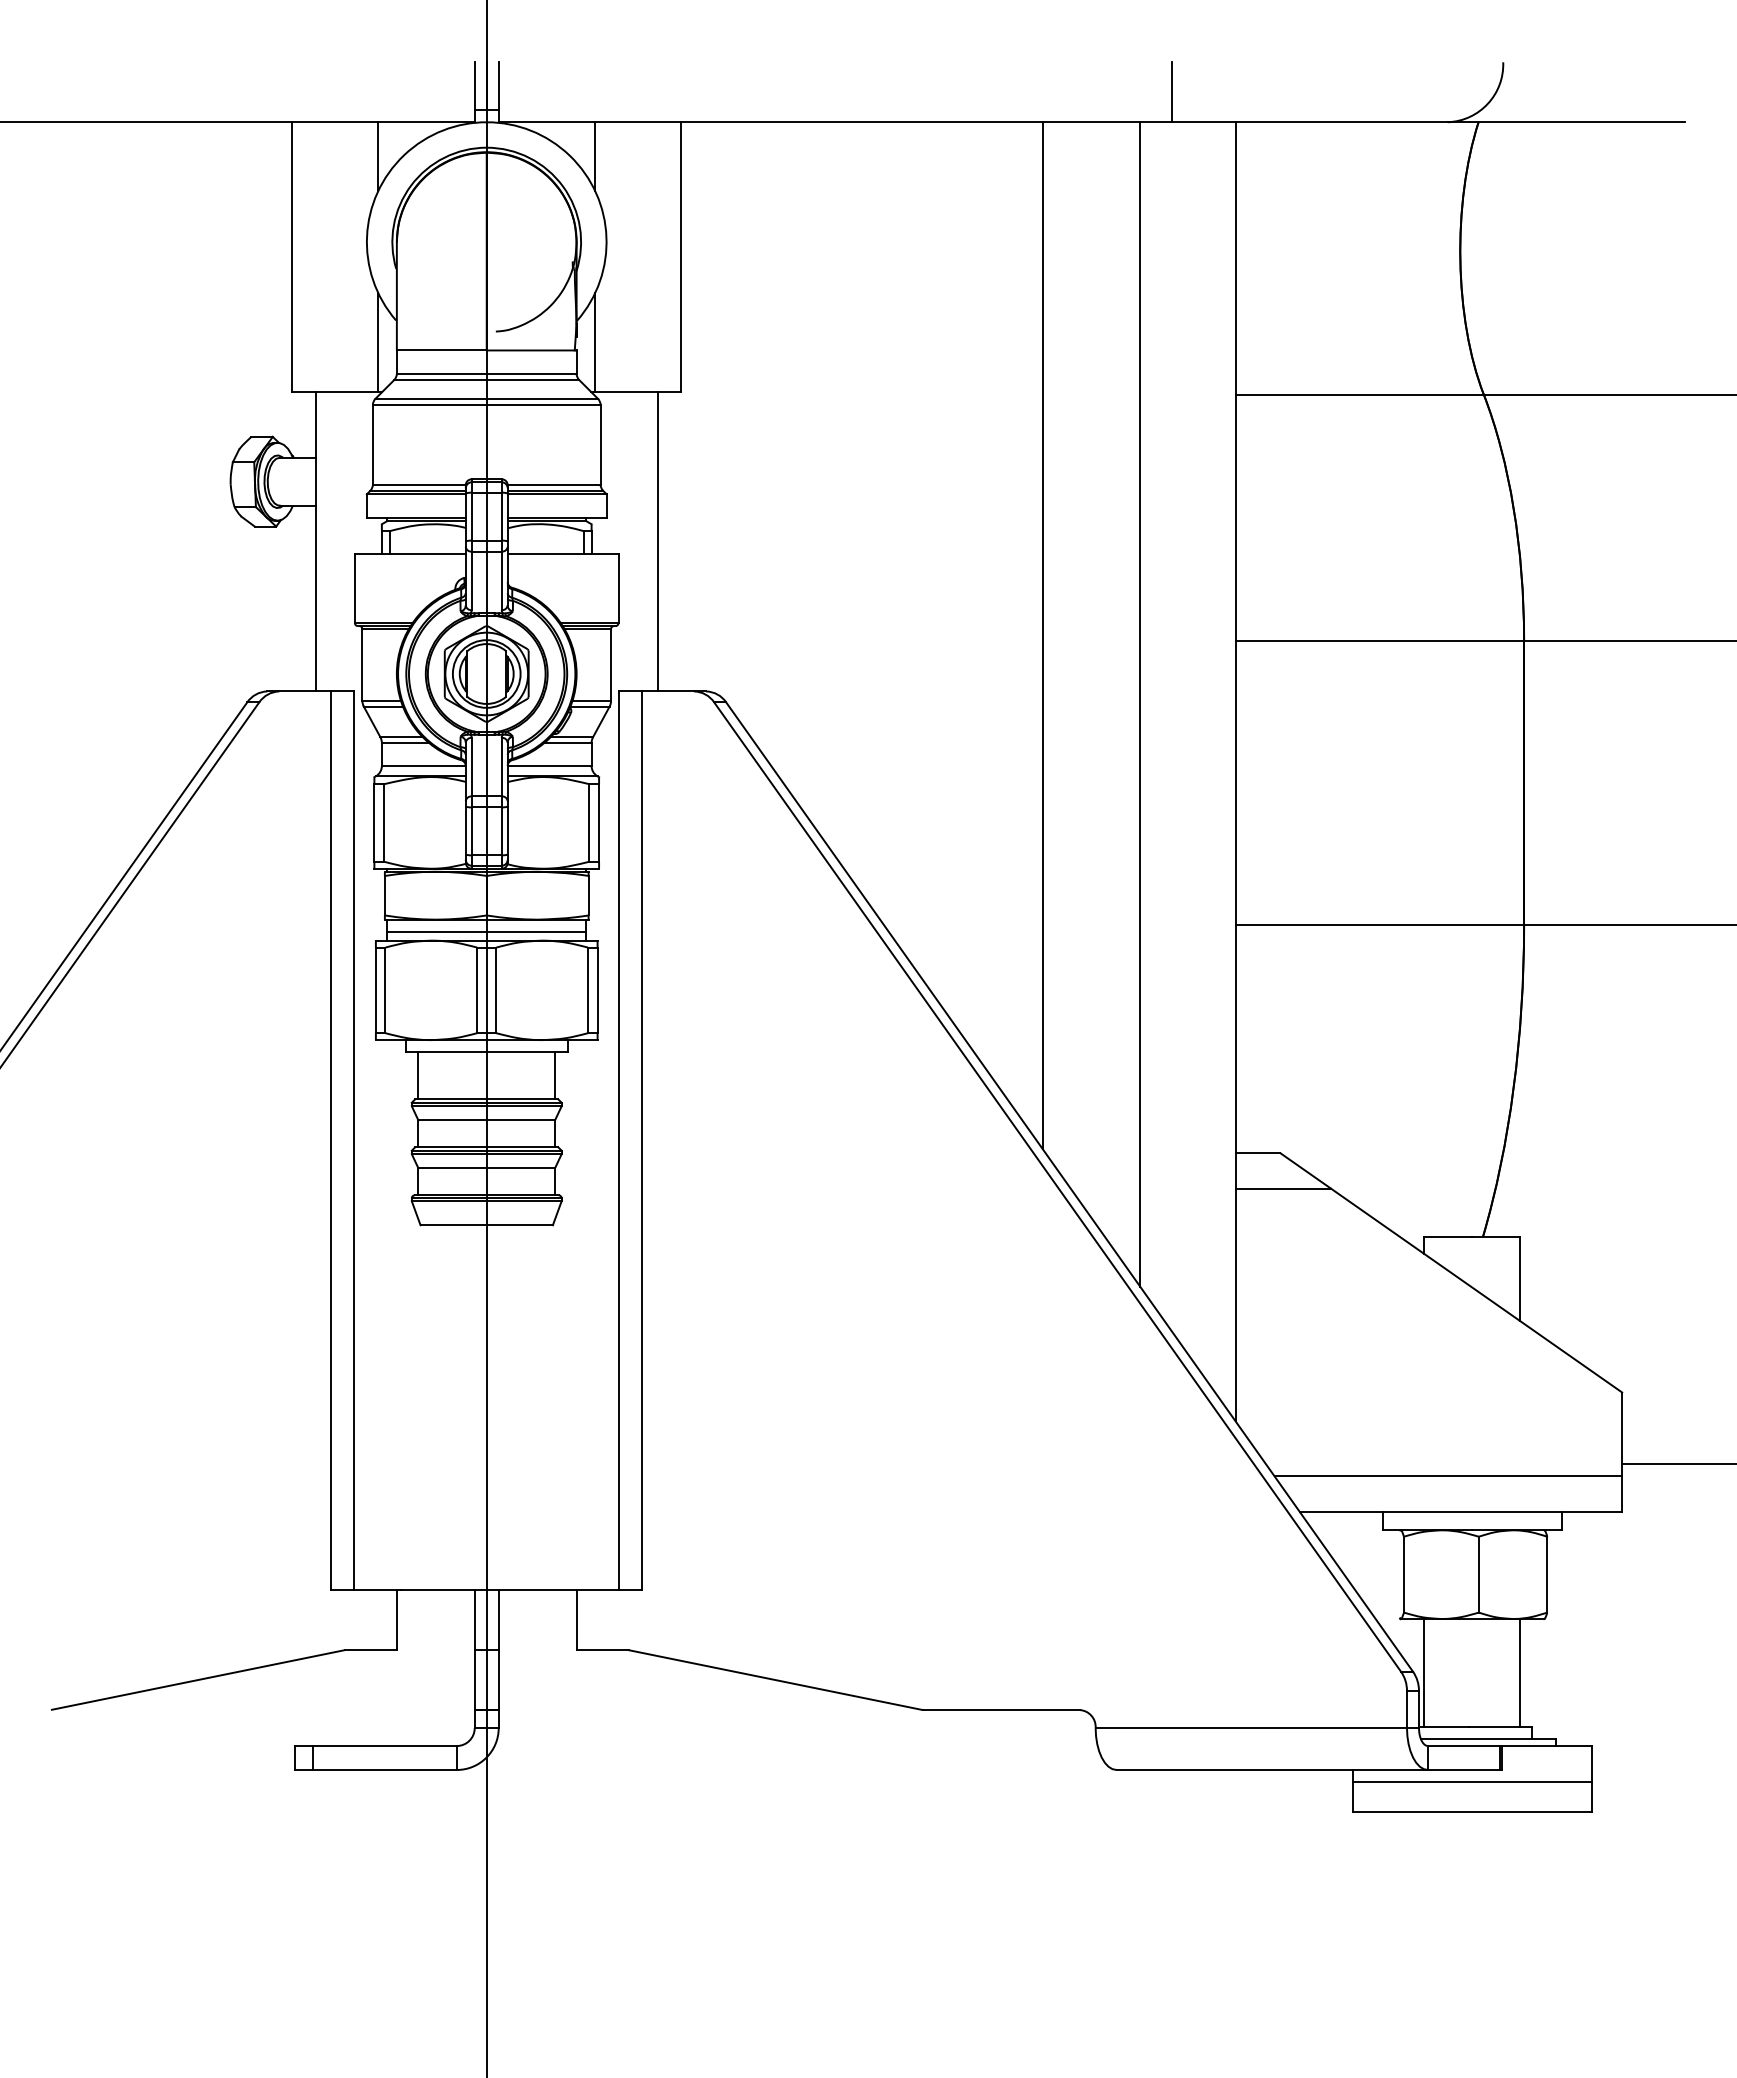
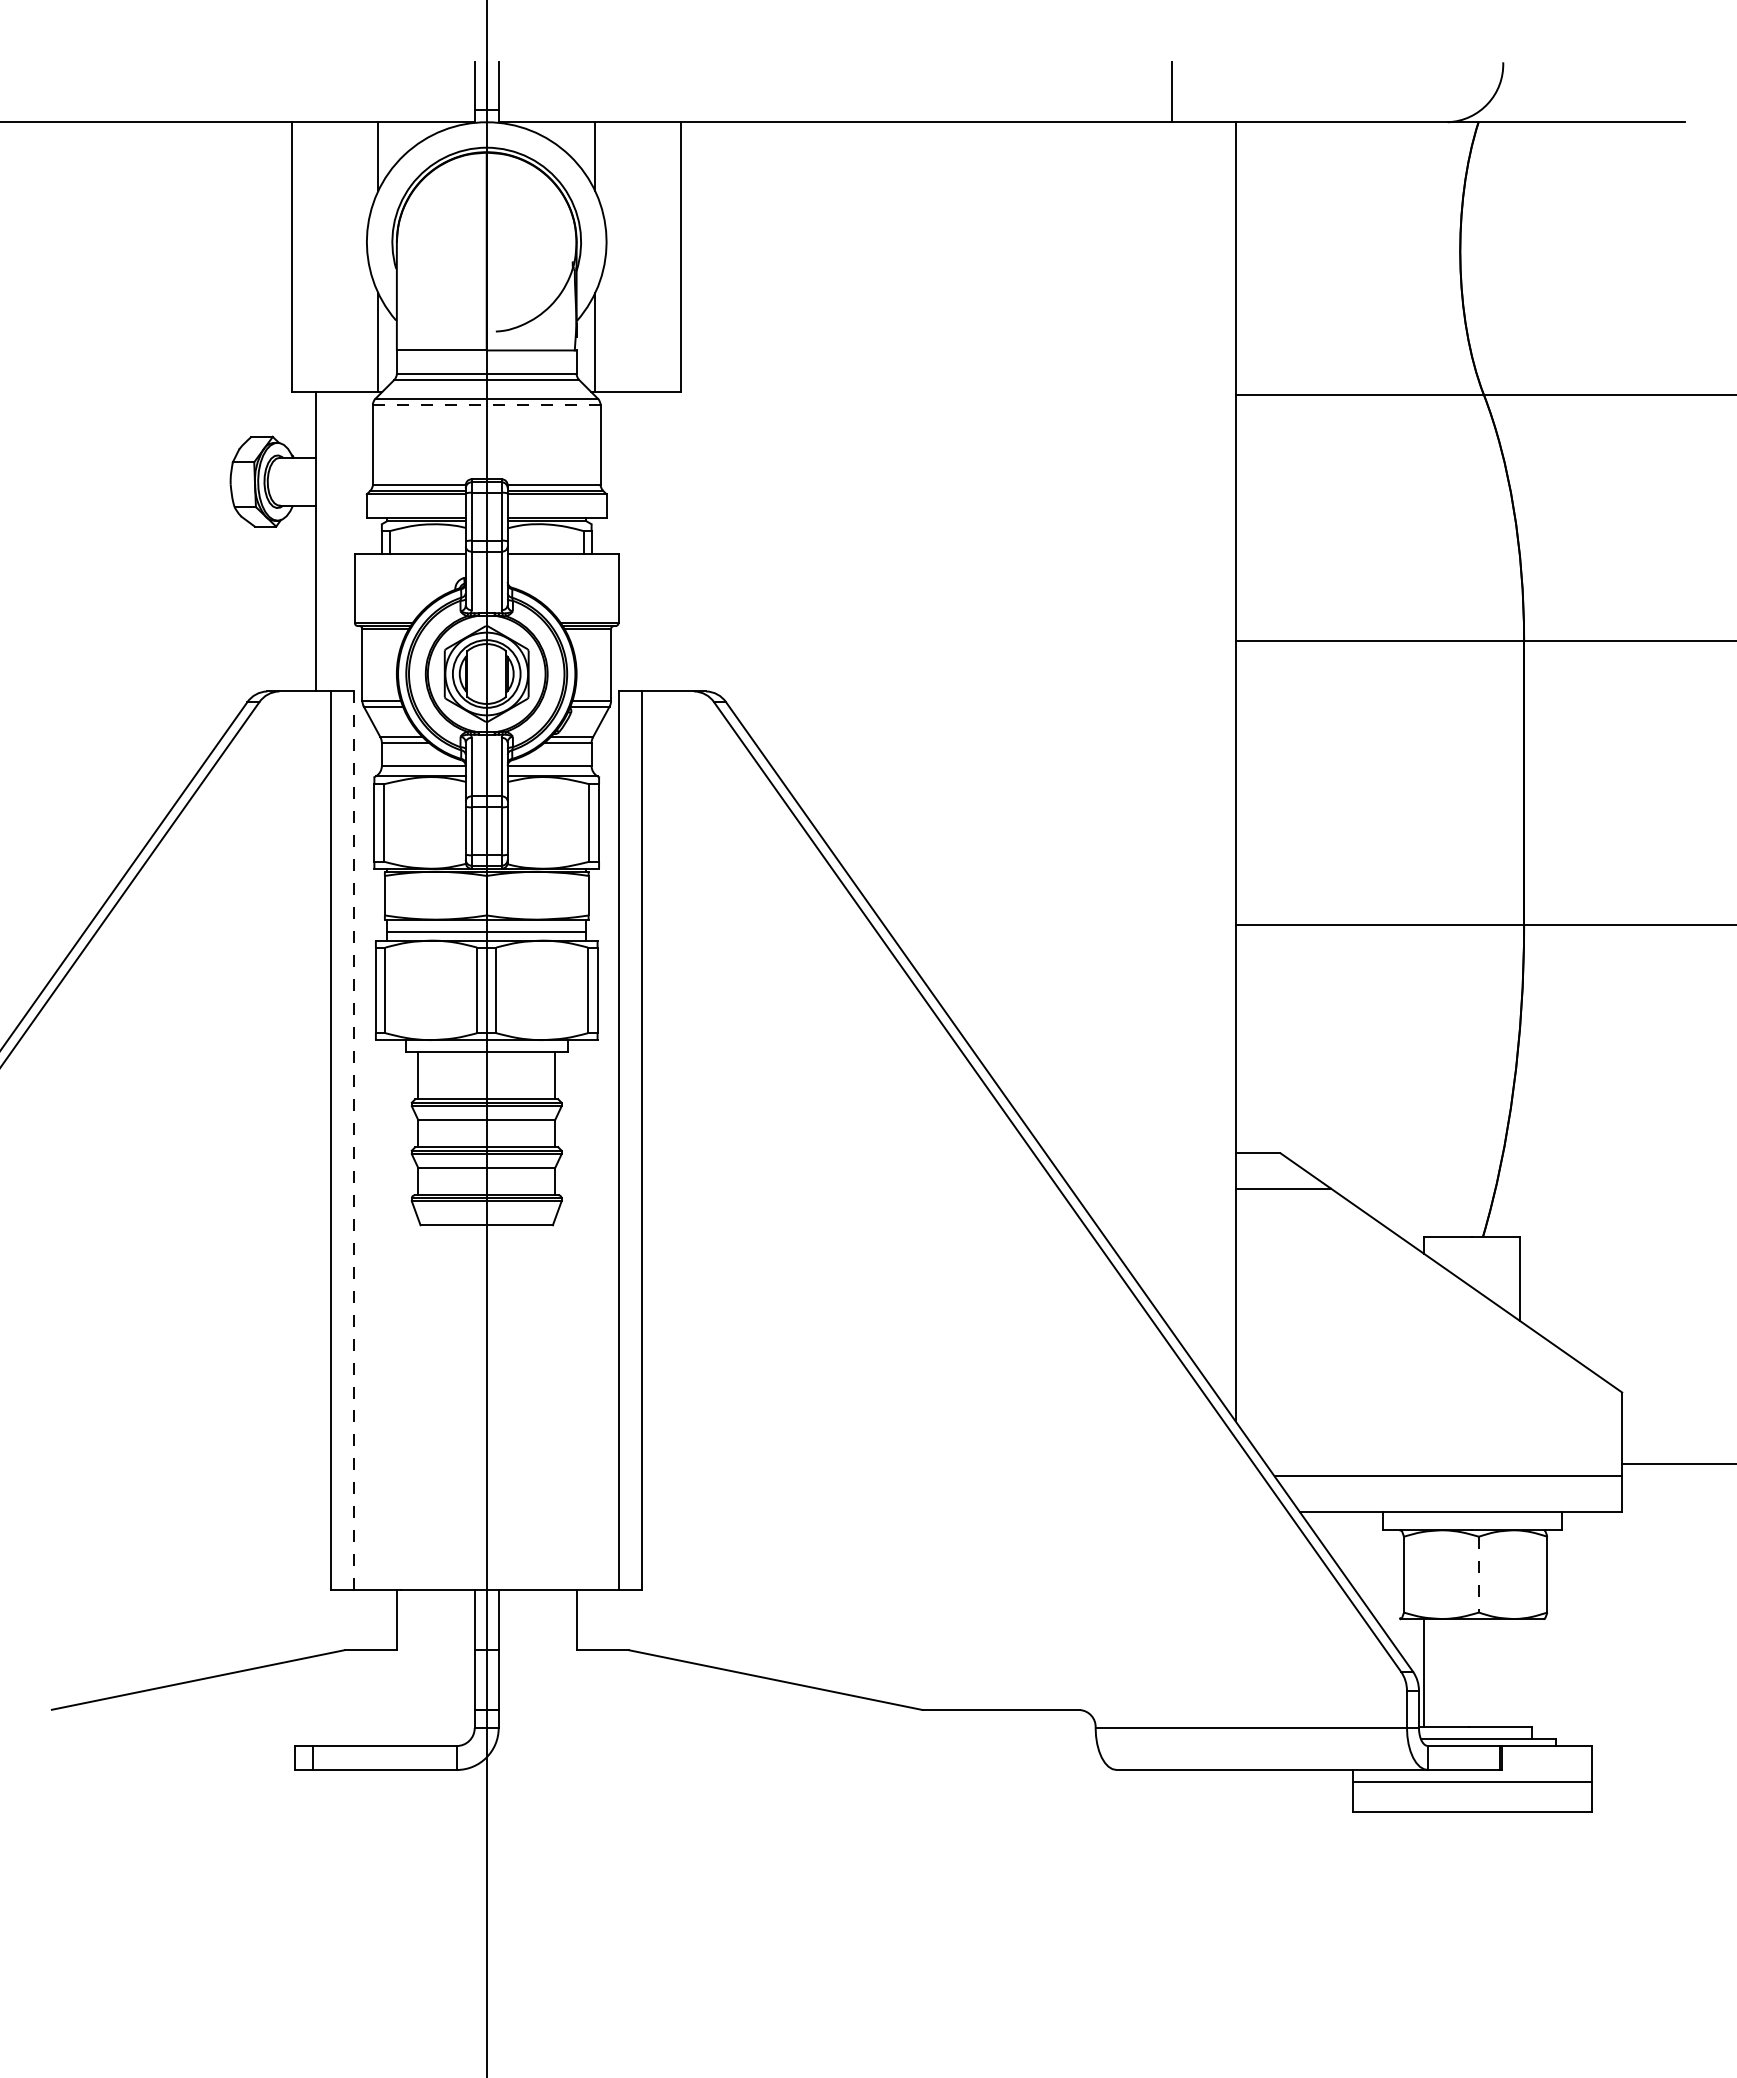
line: solid -> dashed (486, 405)
line: present -> none (657, 541)
line: present -> none (1042, 635)
line: present -> none (1140, 704)
line: solid -> dashed (354, 1141)
line: solid -> dashed (1478, 1574)
line: present -> none (1520, 1672)
